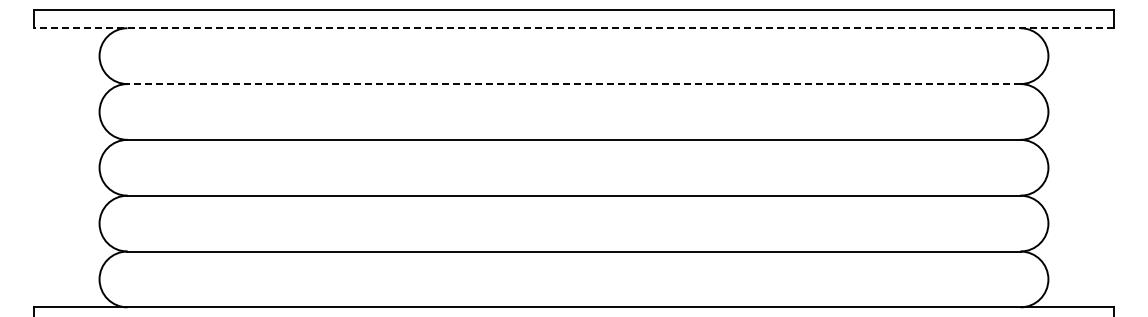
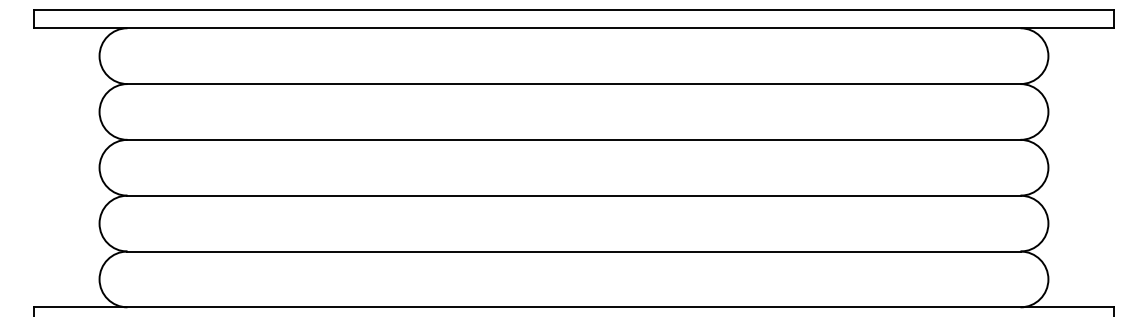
line: dashed -> solid (573, 28)
line: dashed -> solid (573, 84)
